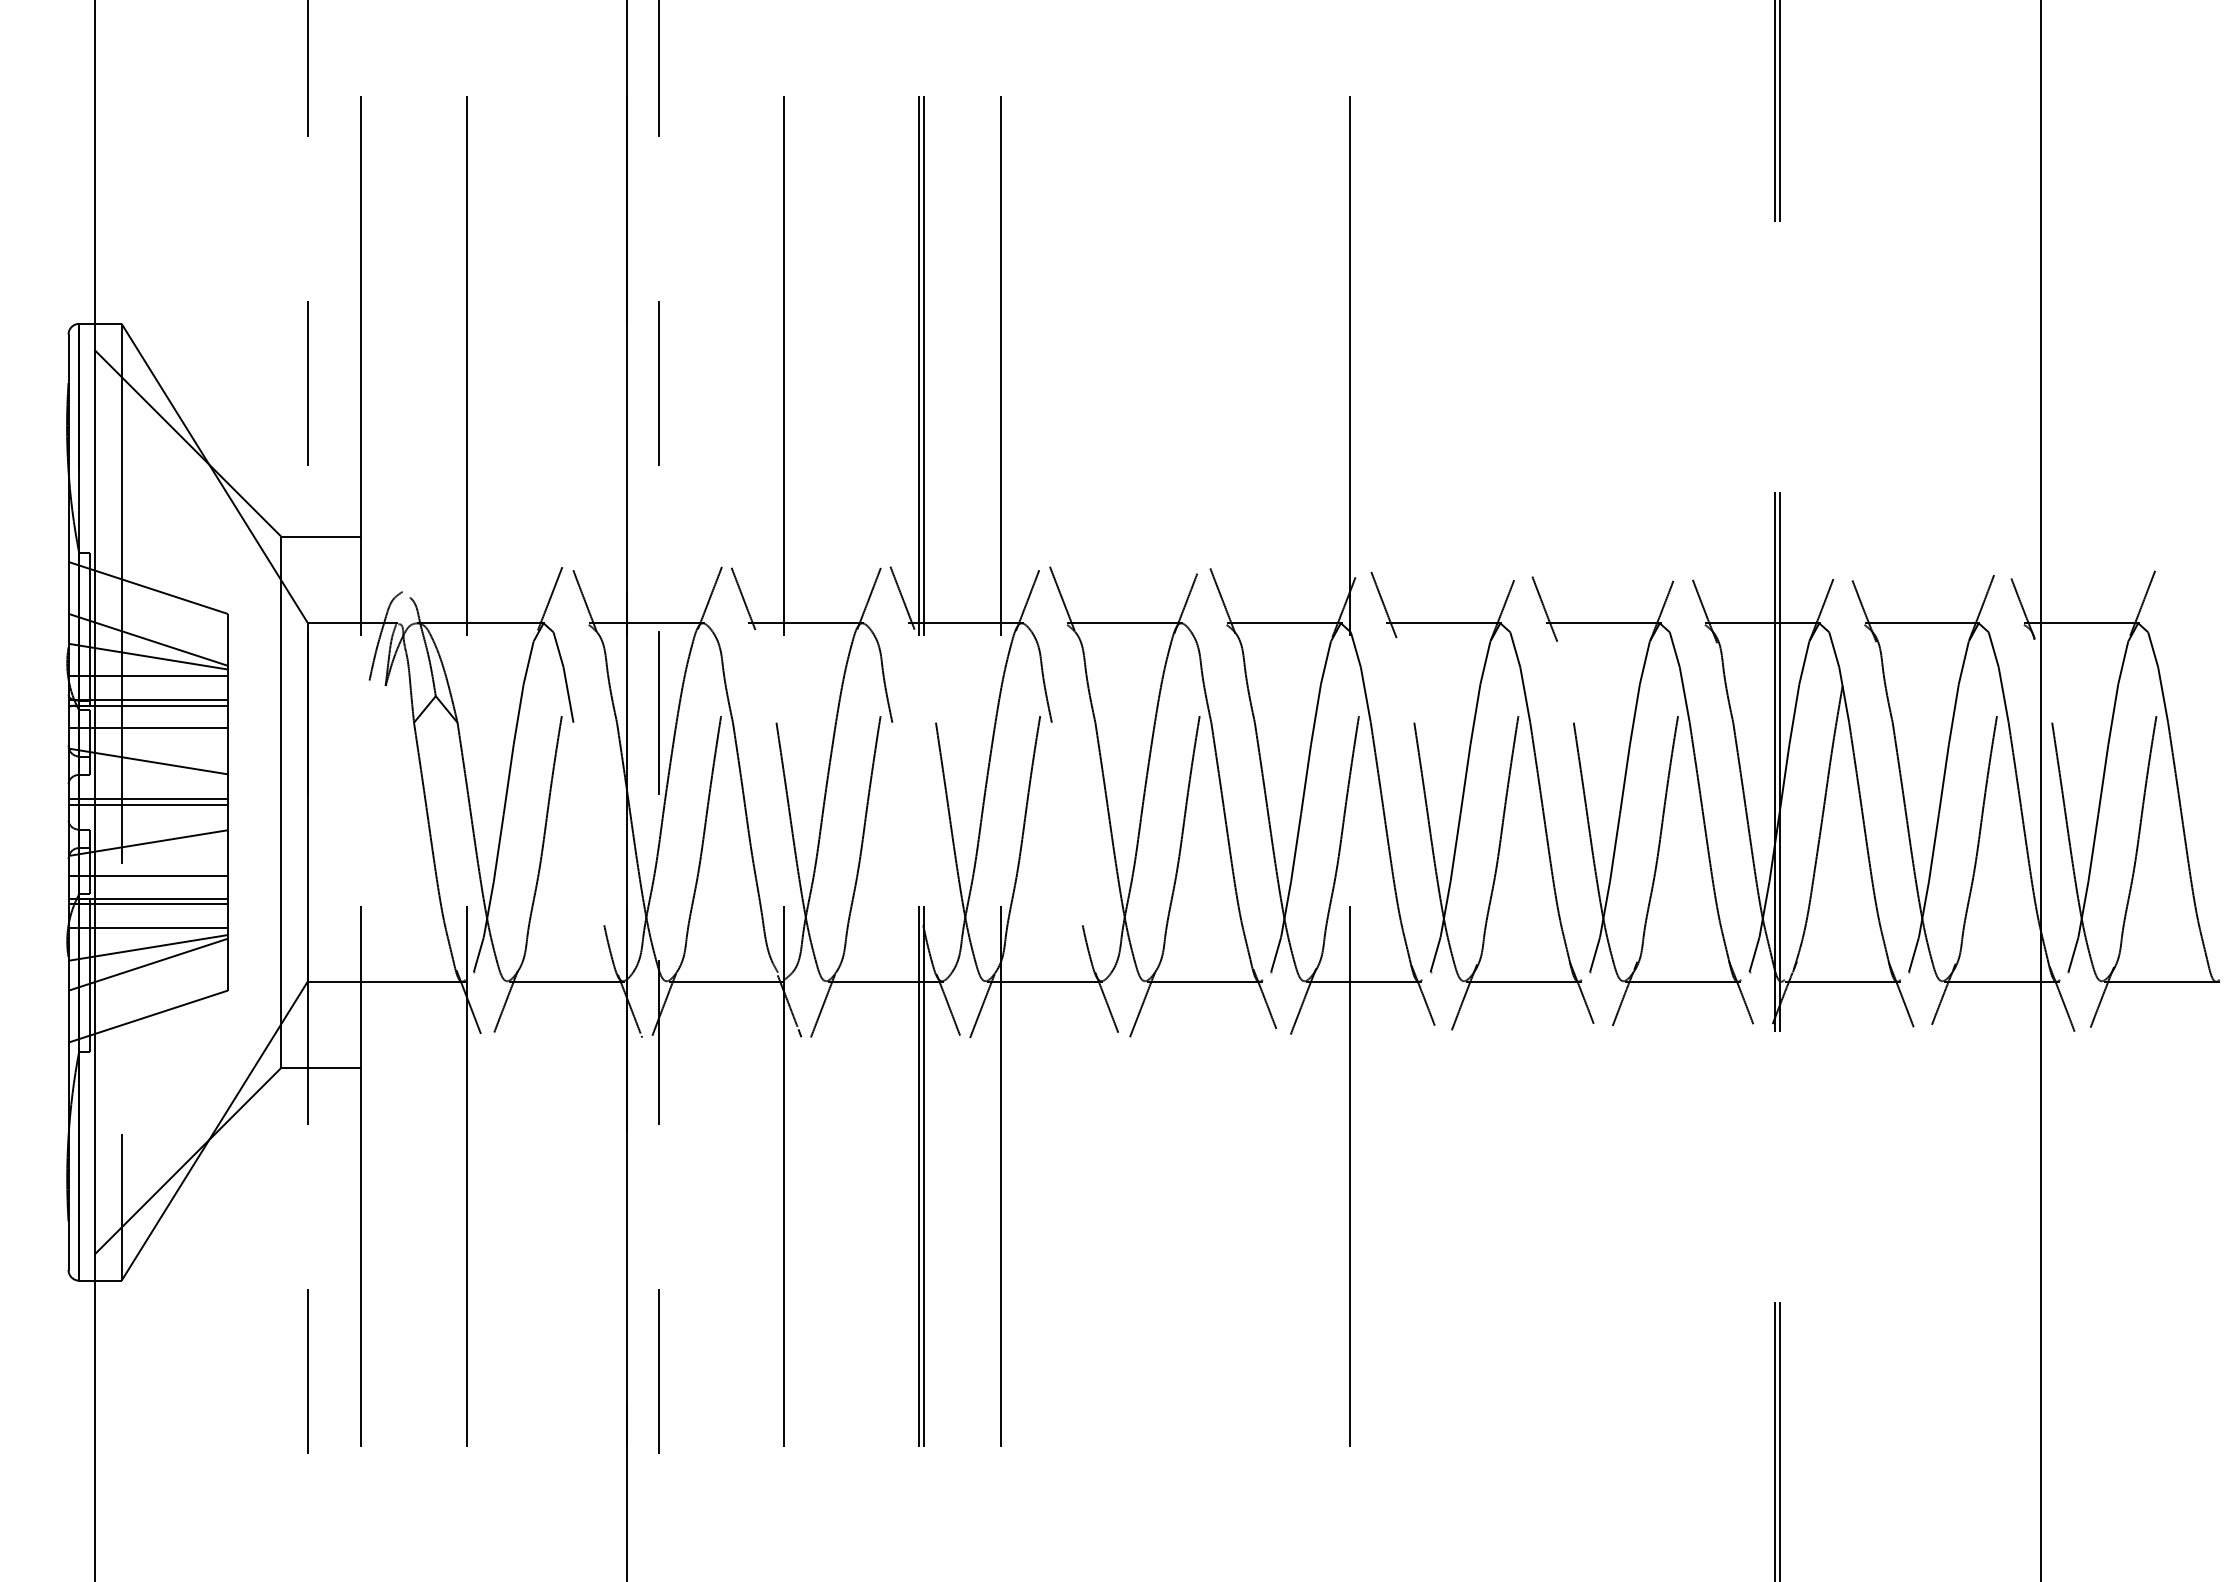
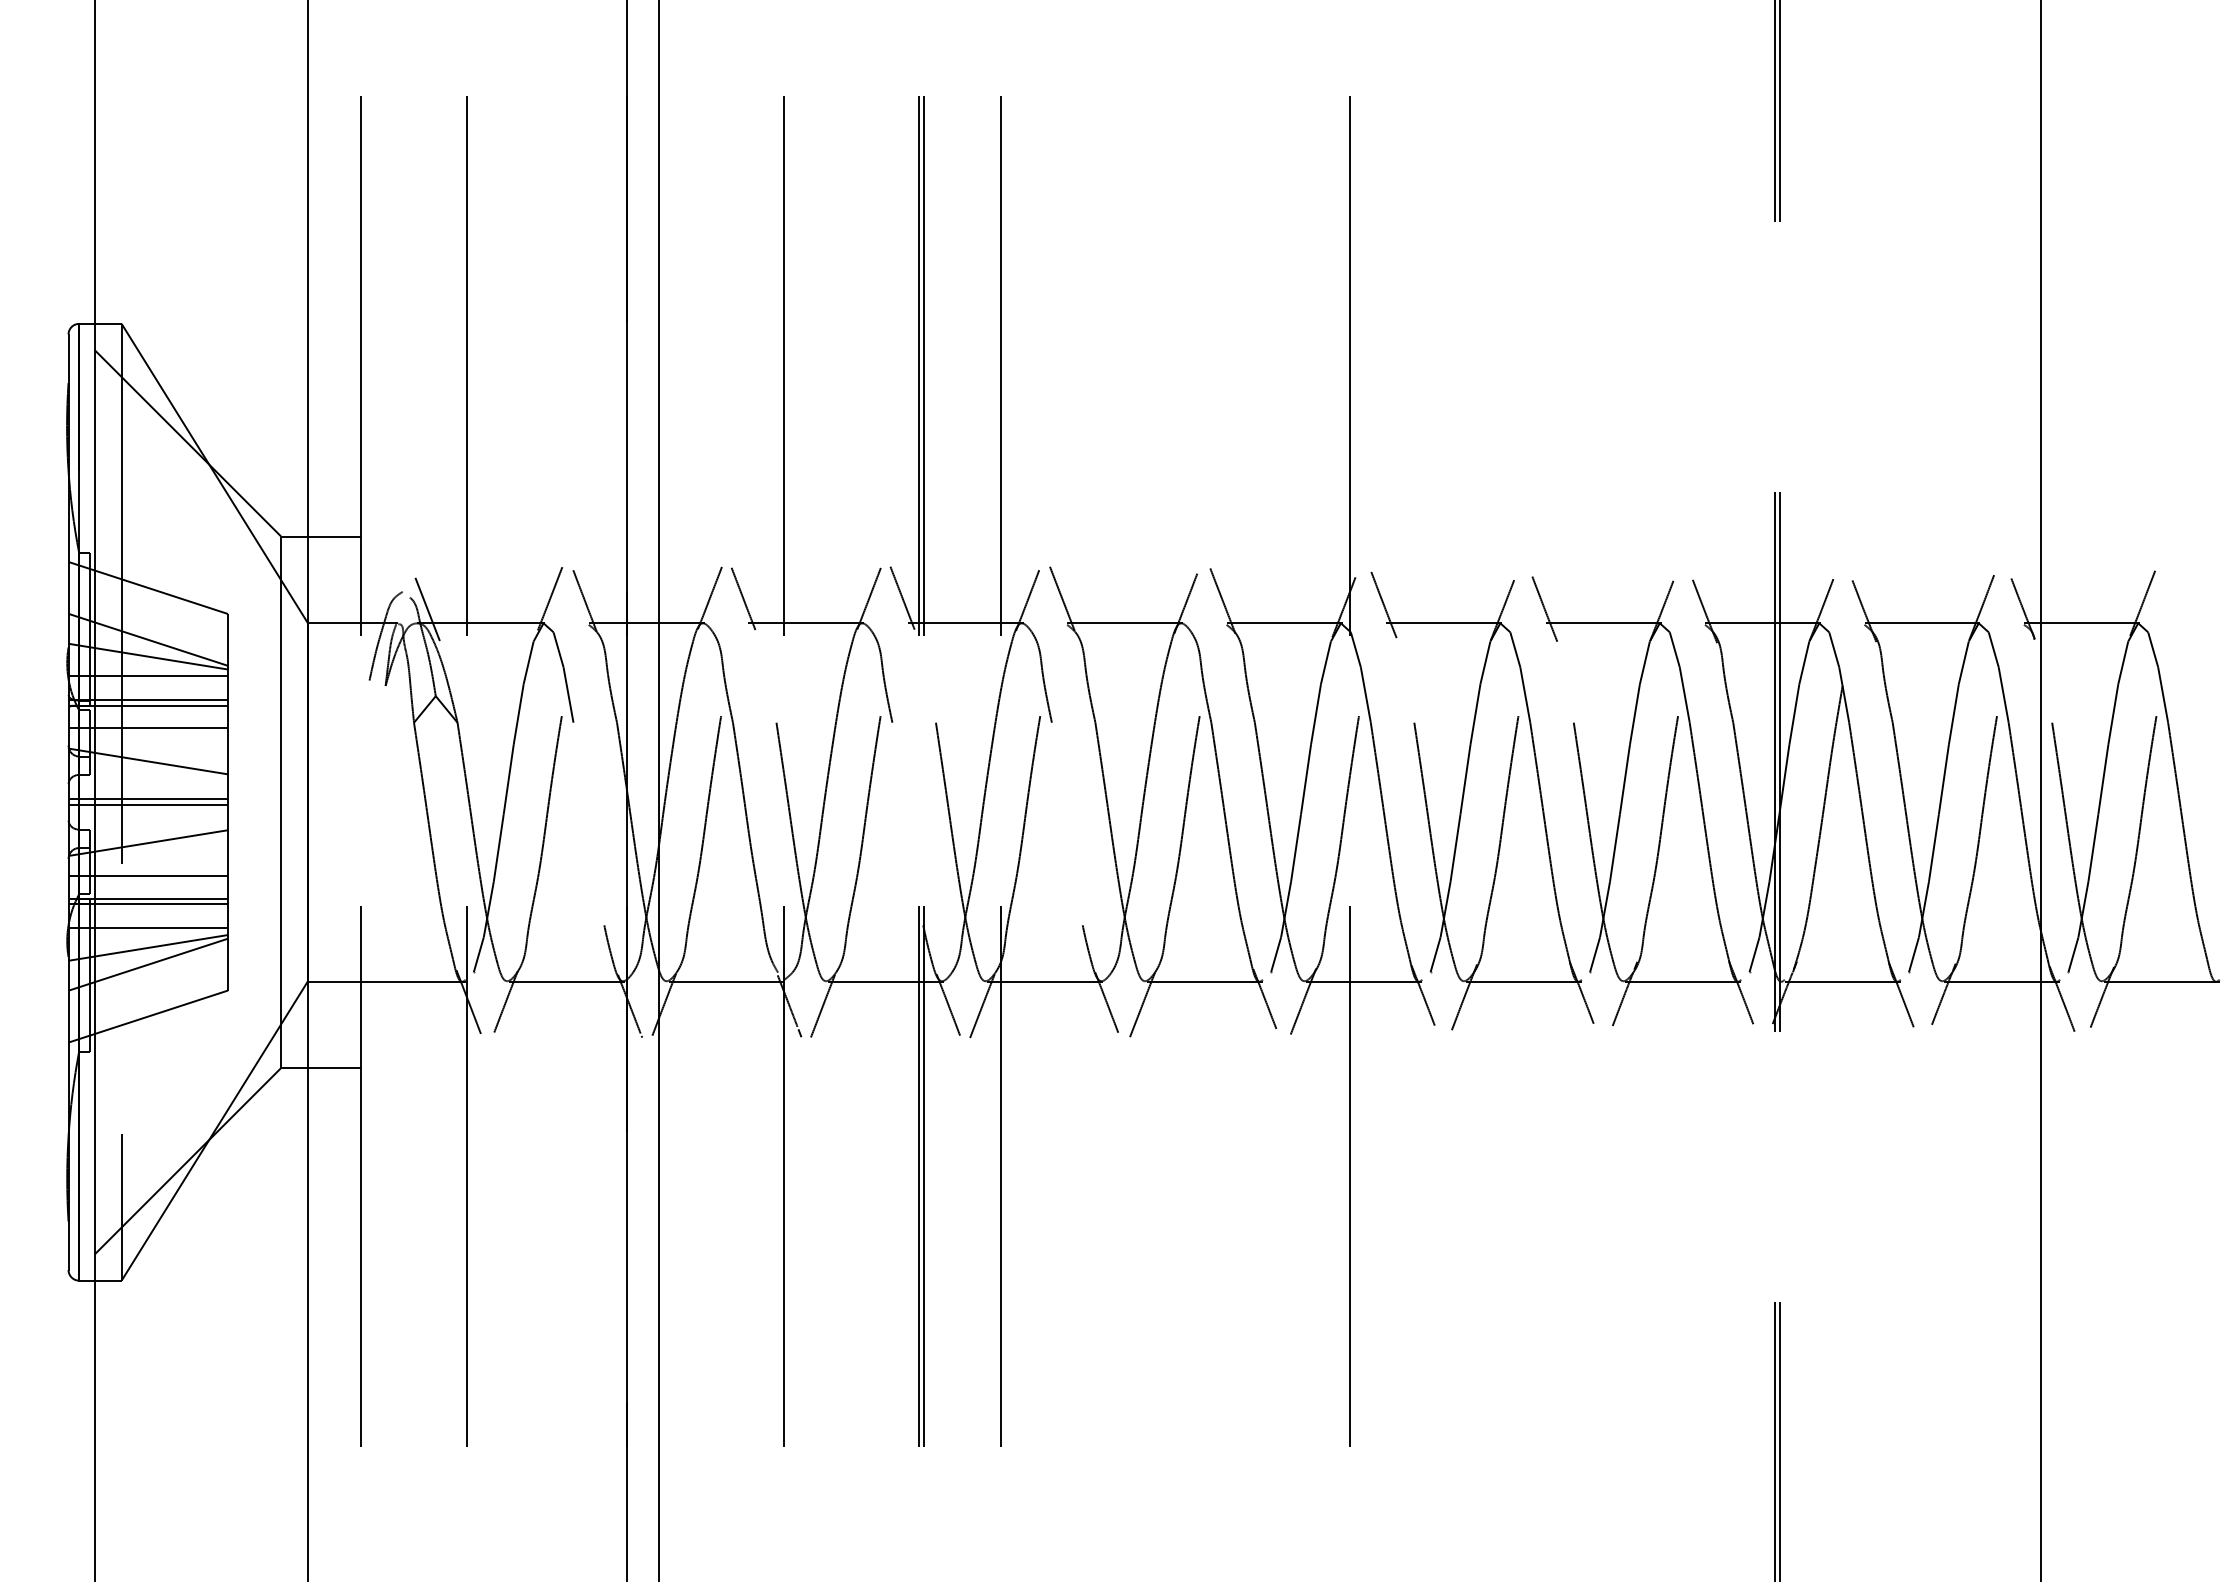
line: none -> present (427, 609)
line: dashed -> solid (307, 791)
line: dashed -> solid (658, 791)
